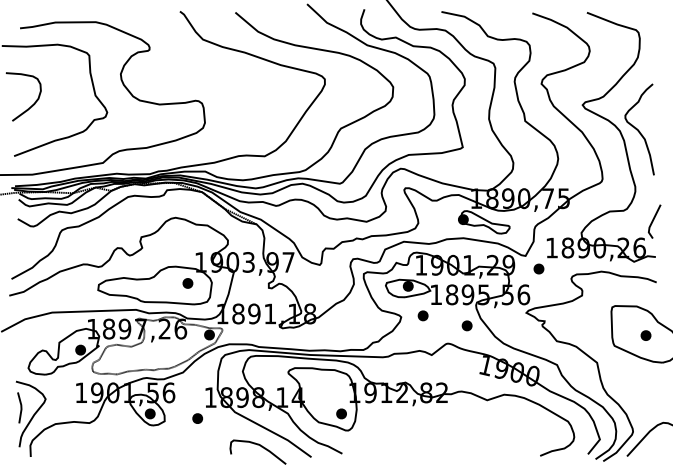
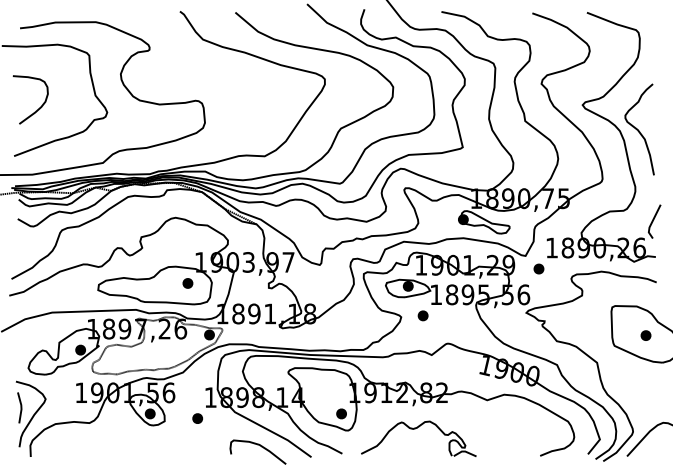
part position: (32, 104) -> (39, 107) (39, 107)
part: present -> none (466, 325)
part: none -> present (415, 429)
